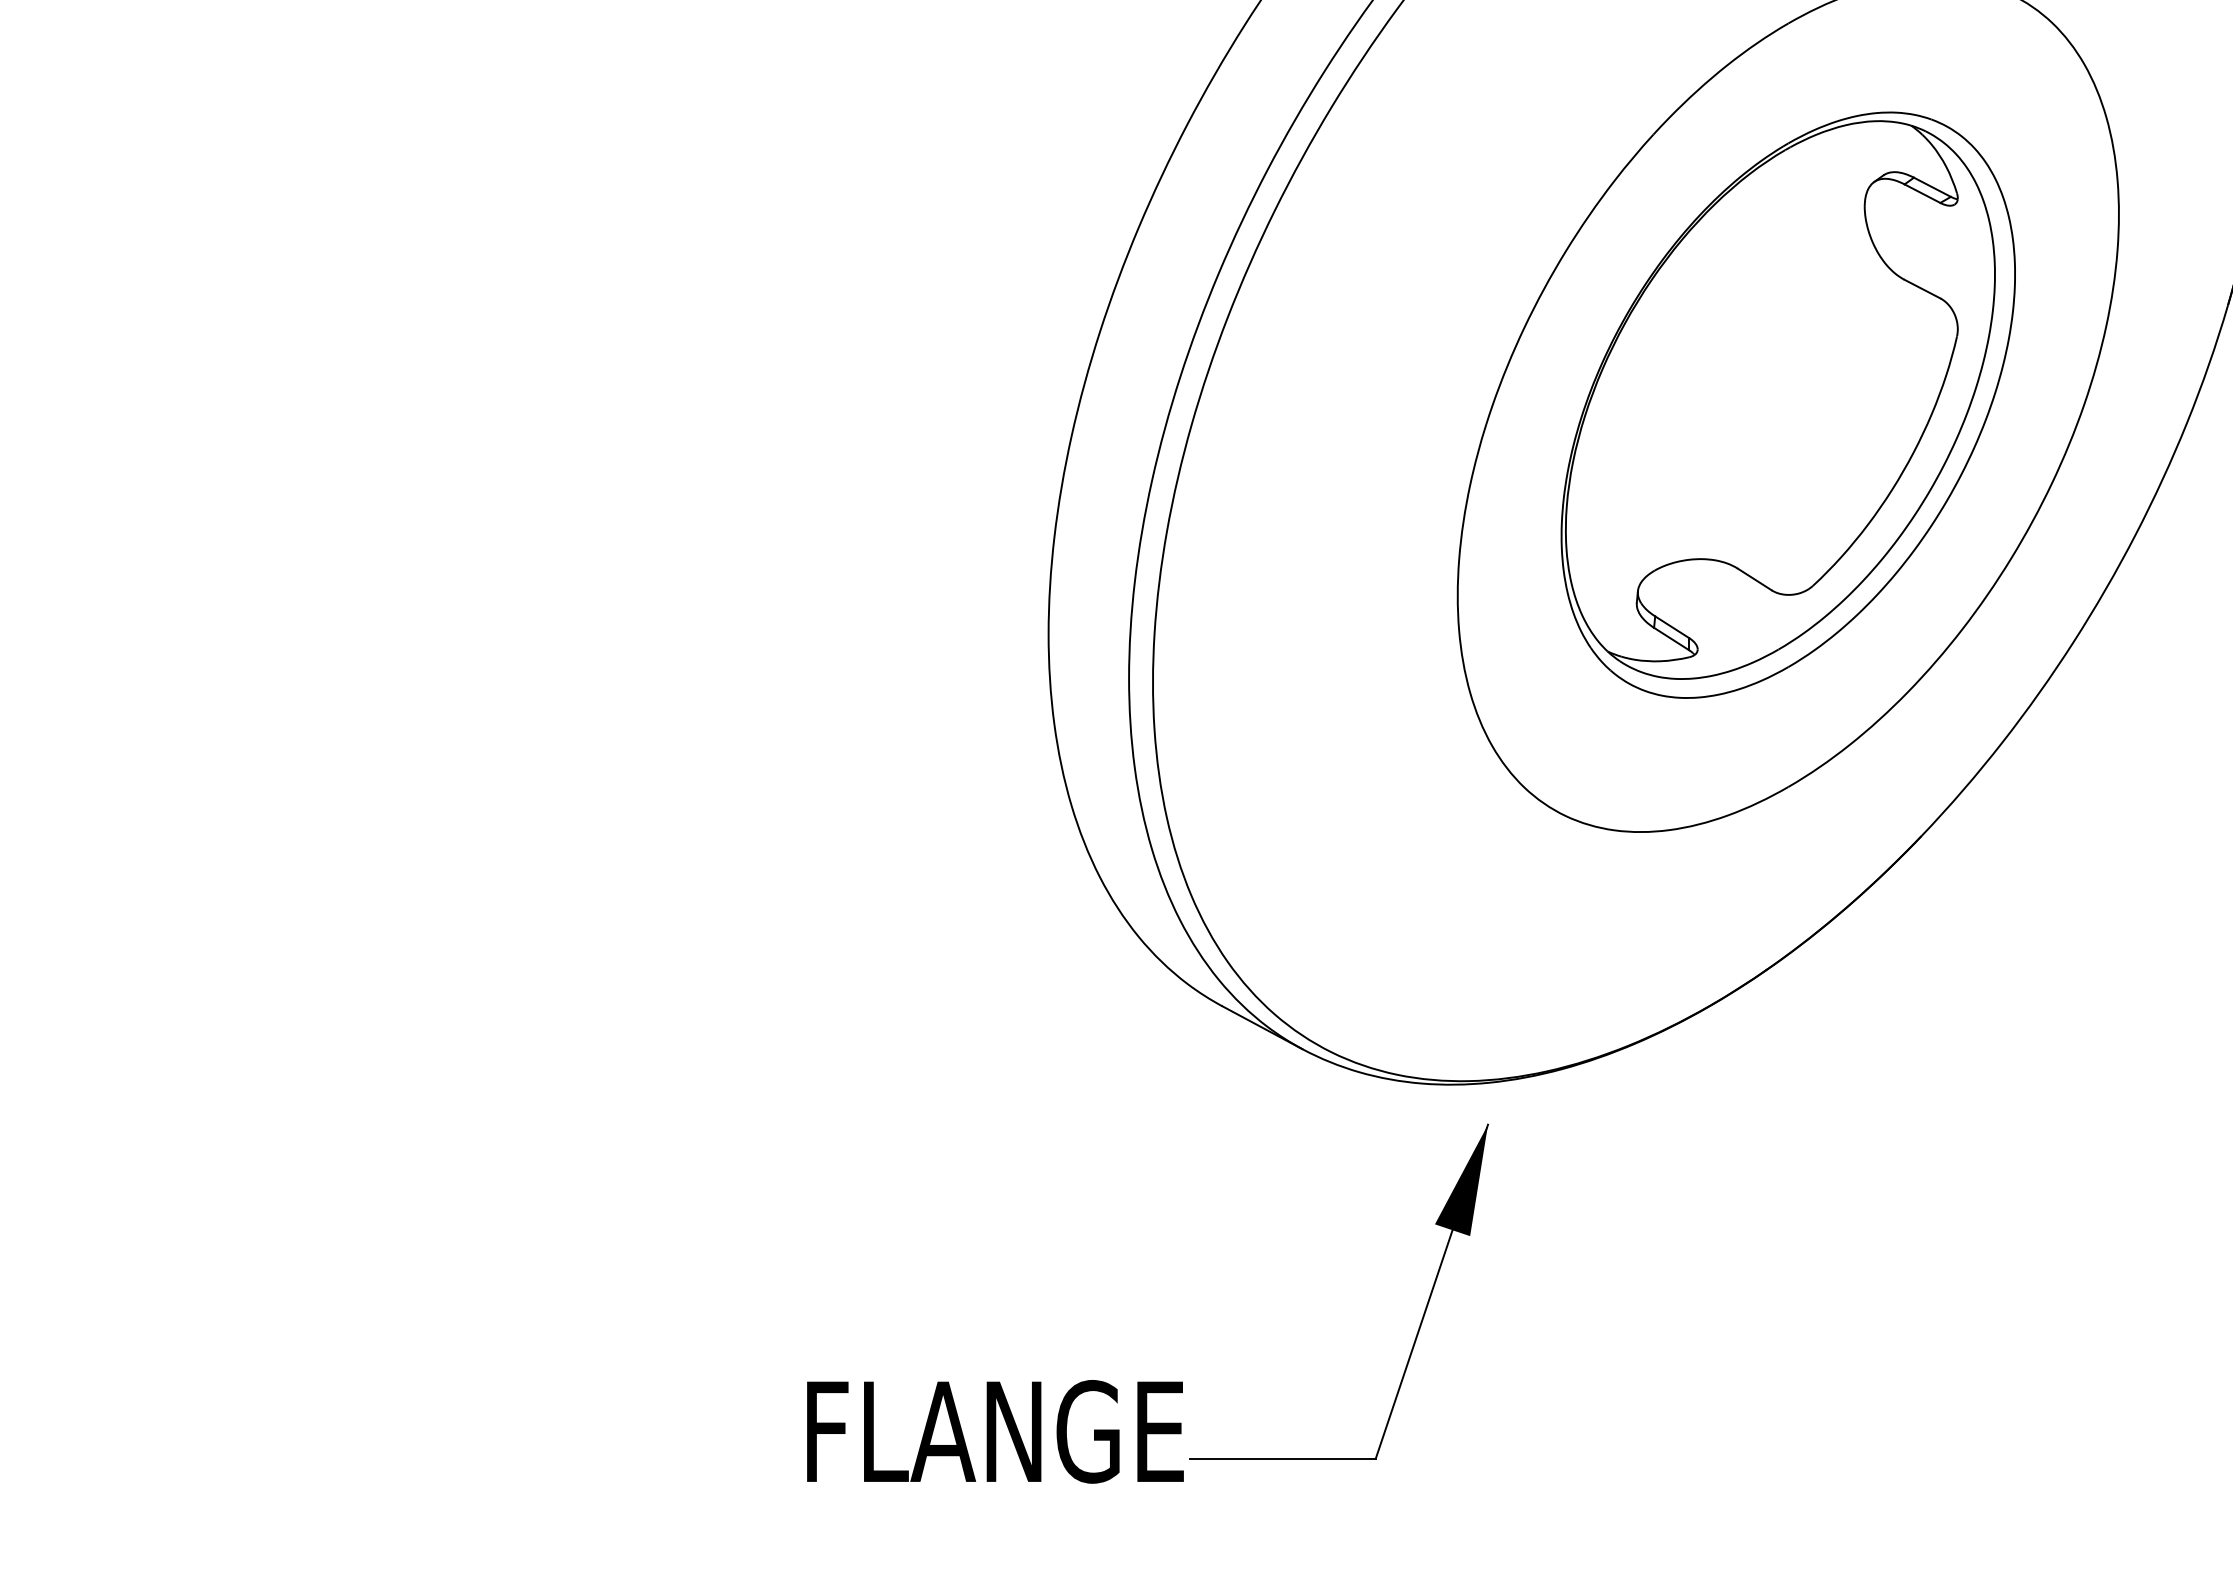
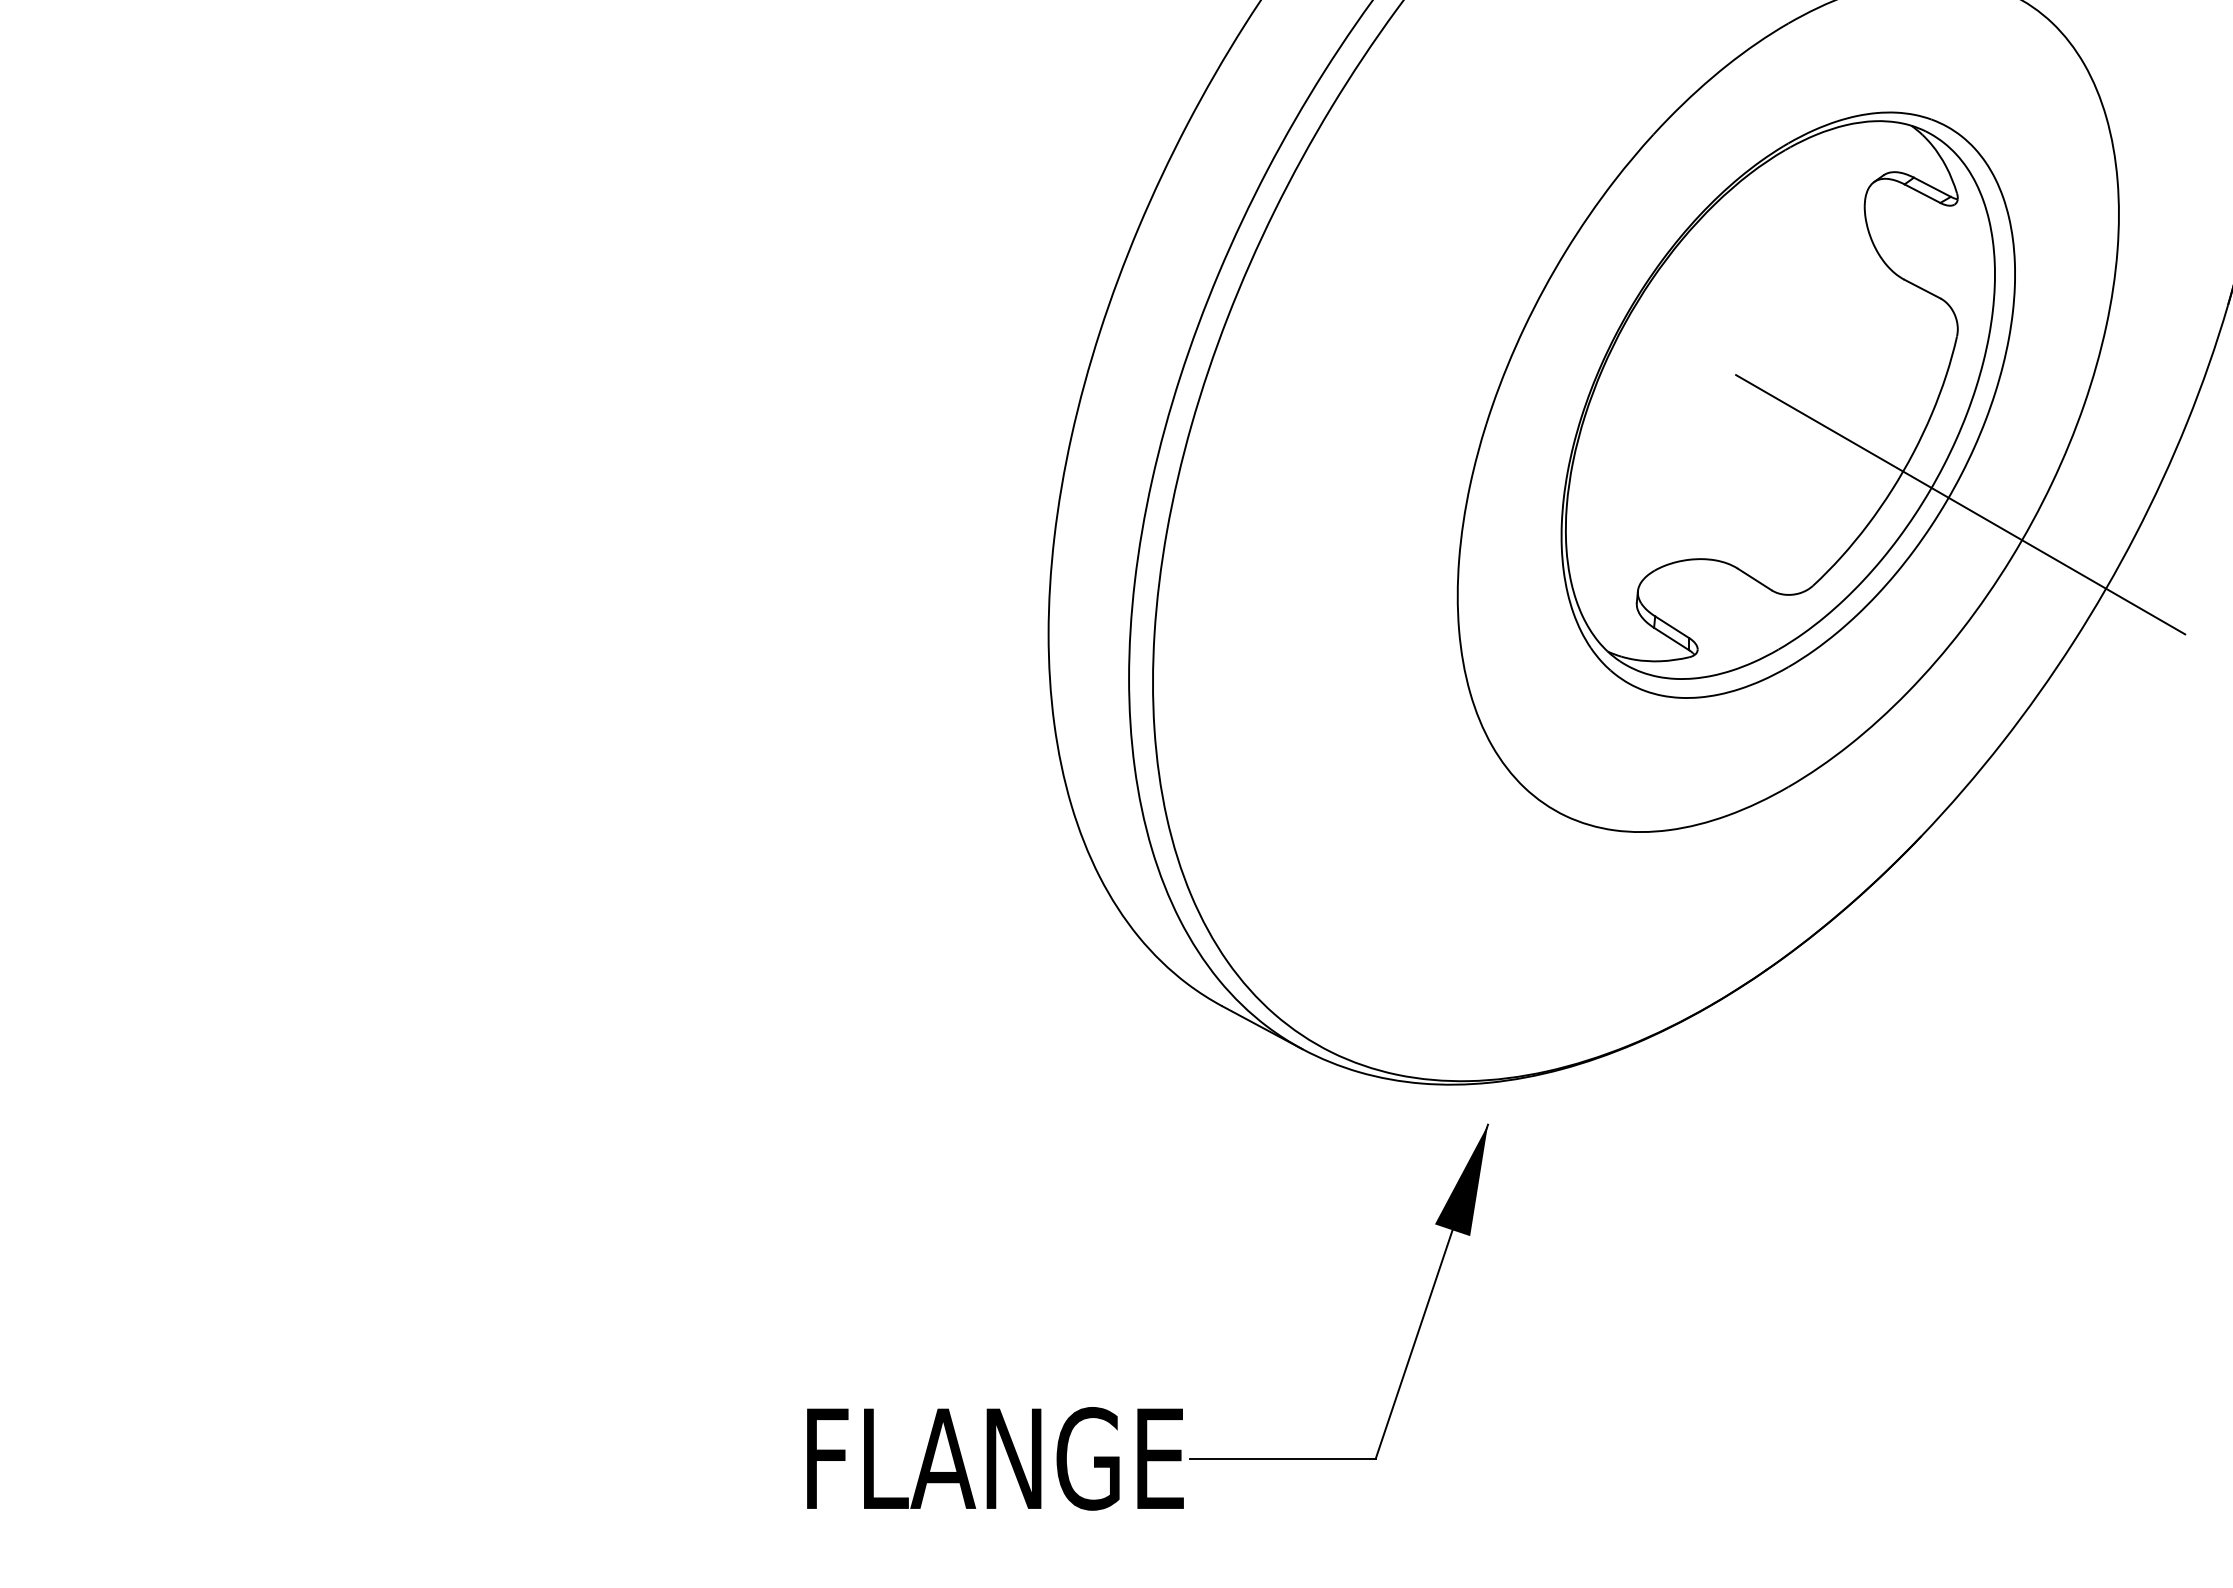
line: none -> present (1982, 516)
text position: (995, 1431) -> (995, 1458) (995, 1458)
